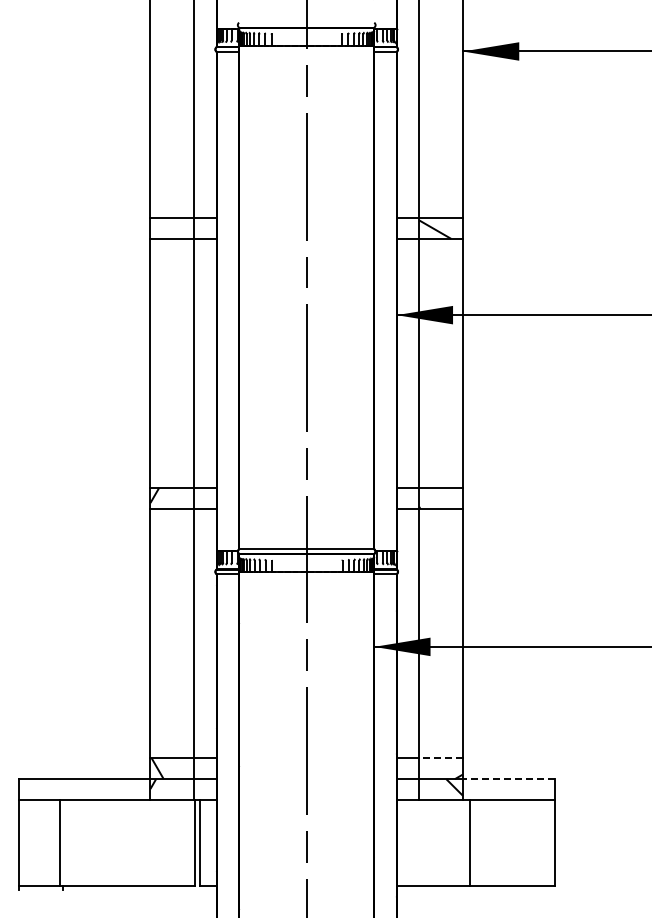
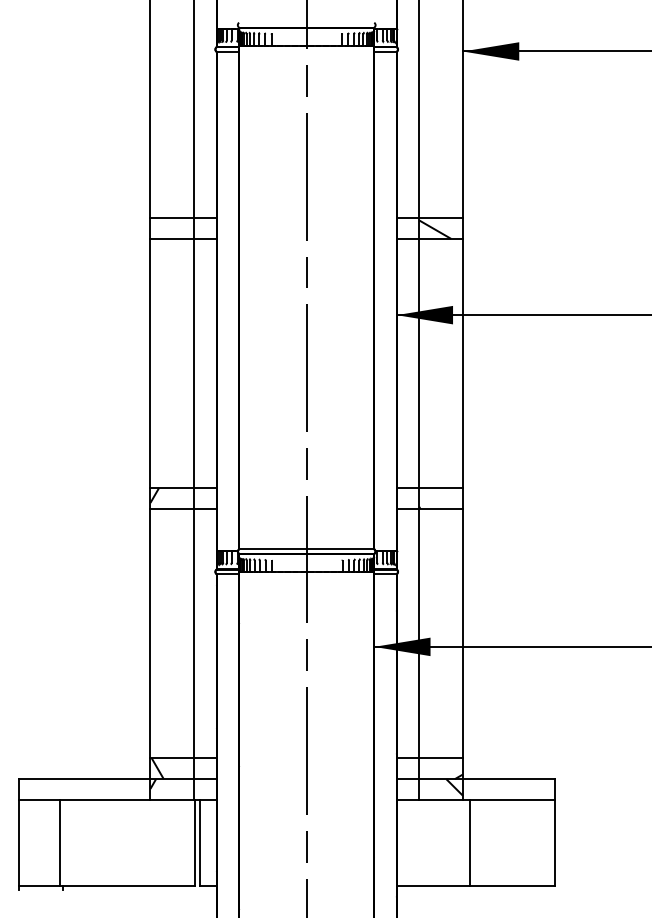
line: dashed -> solid (441, 758)
line: dashed -> solid (508, 779)
